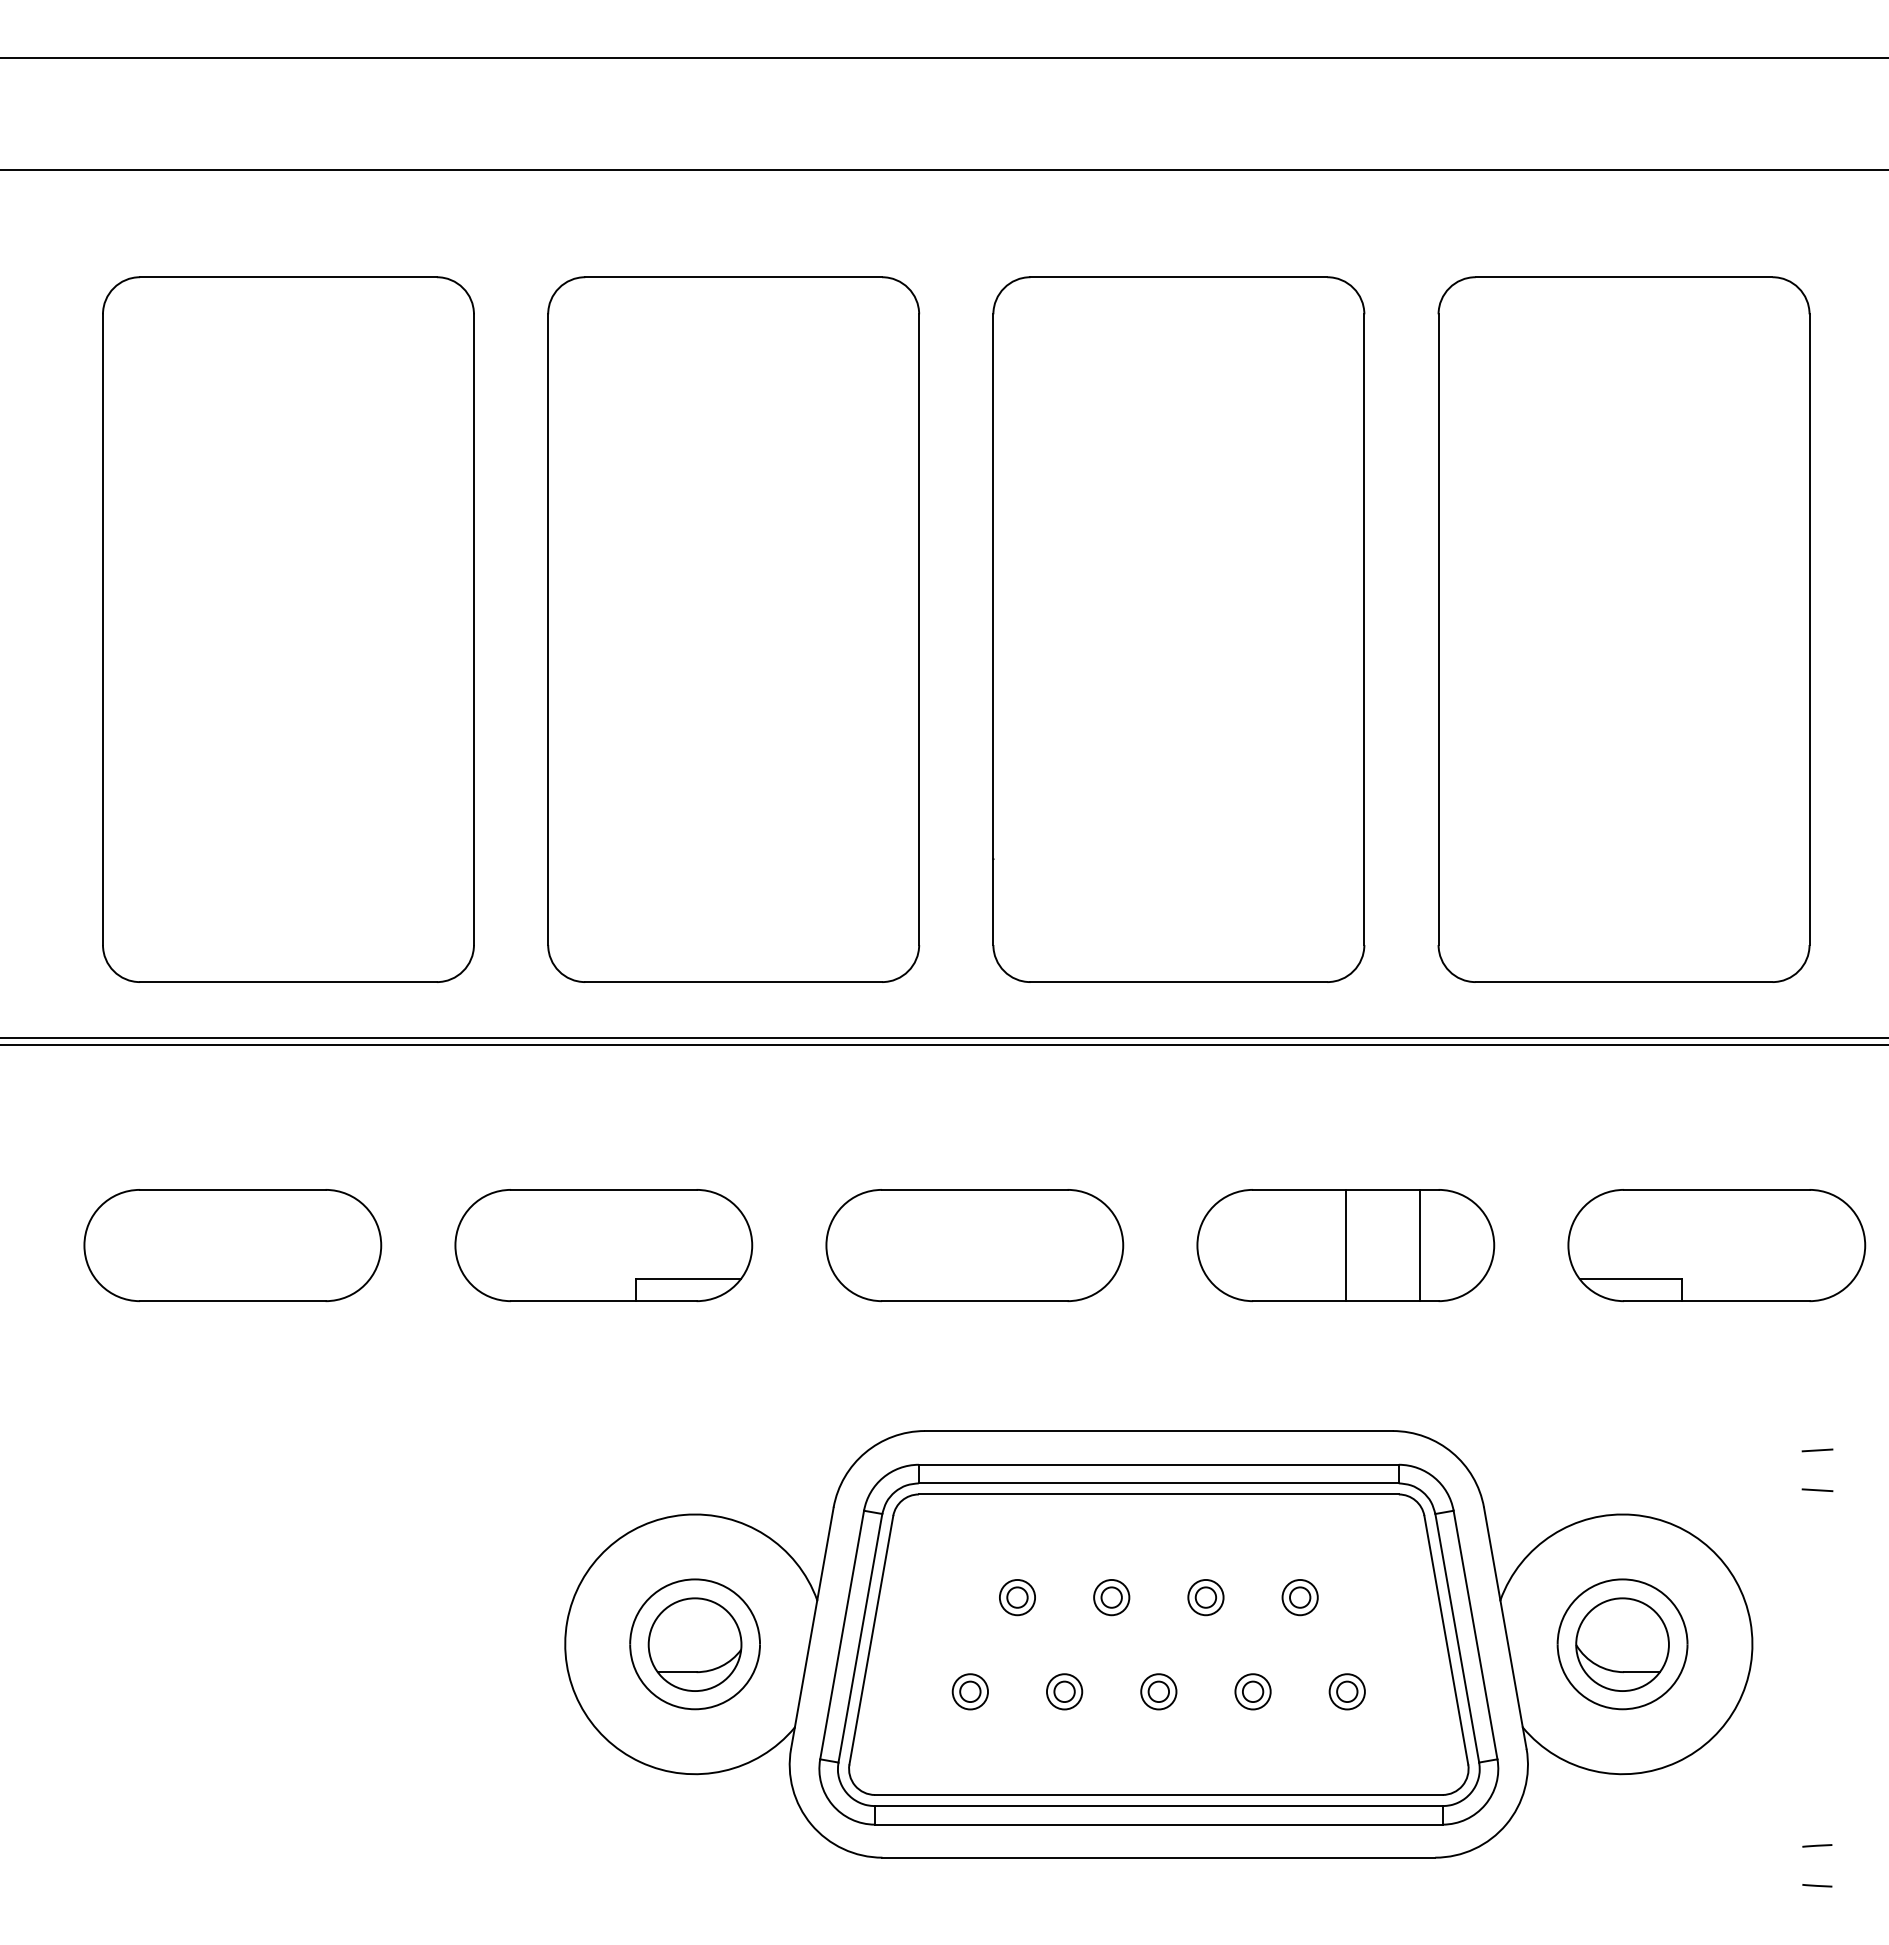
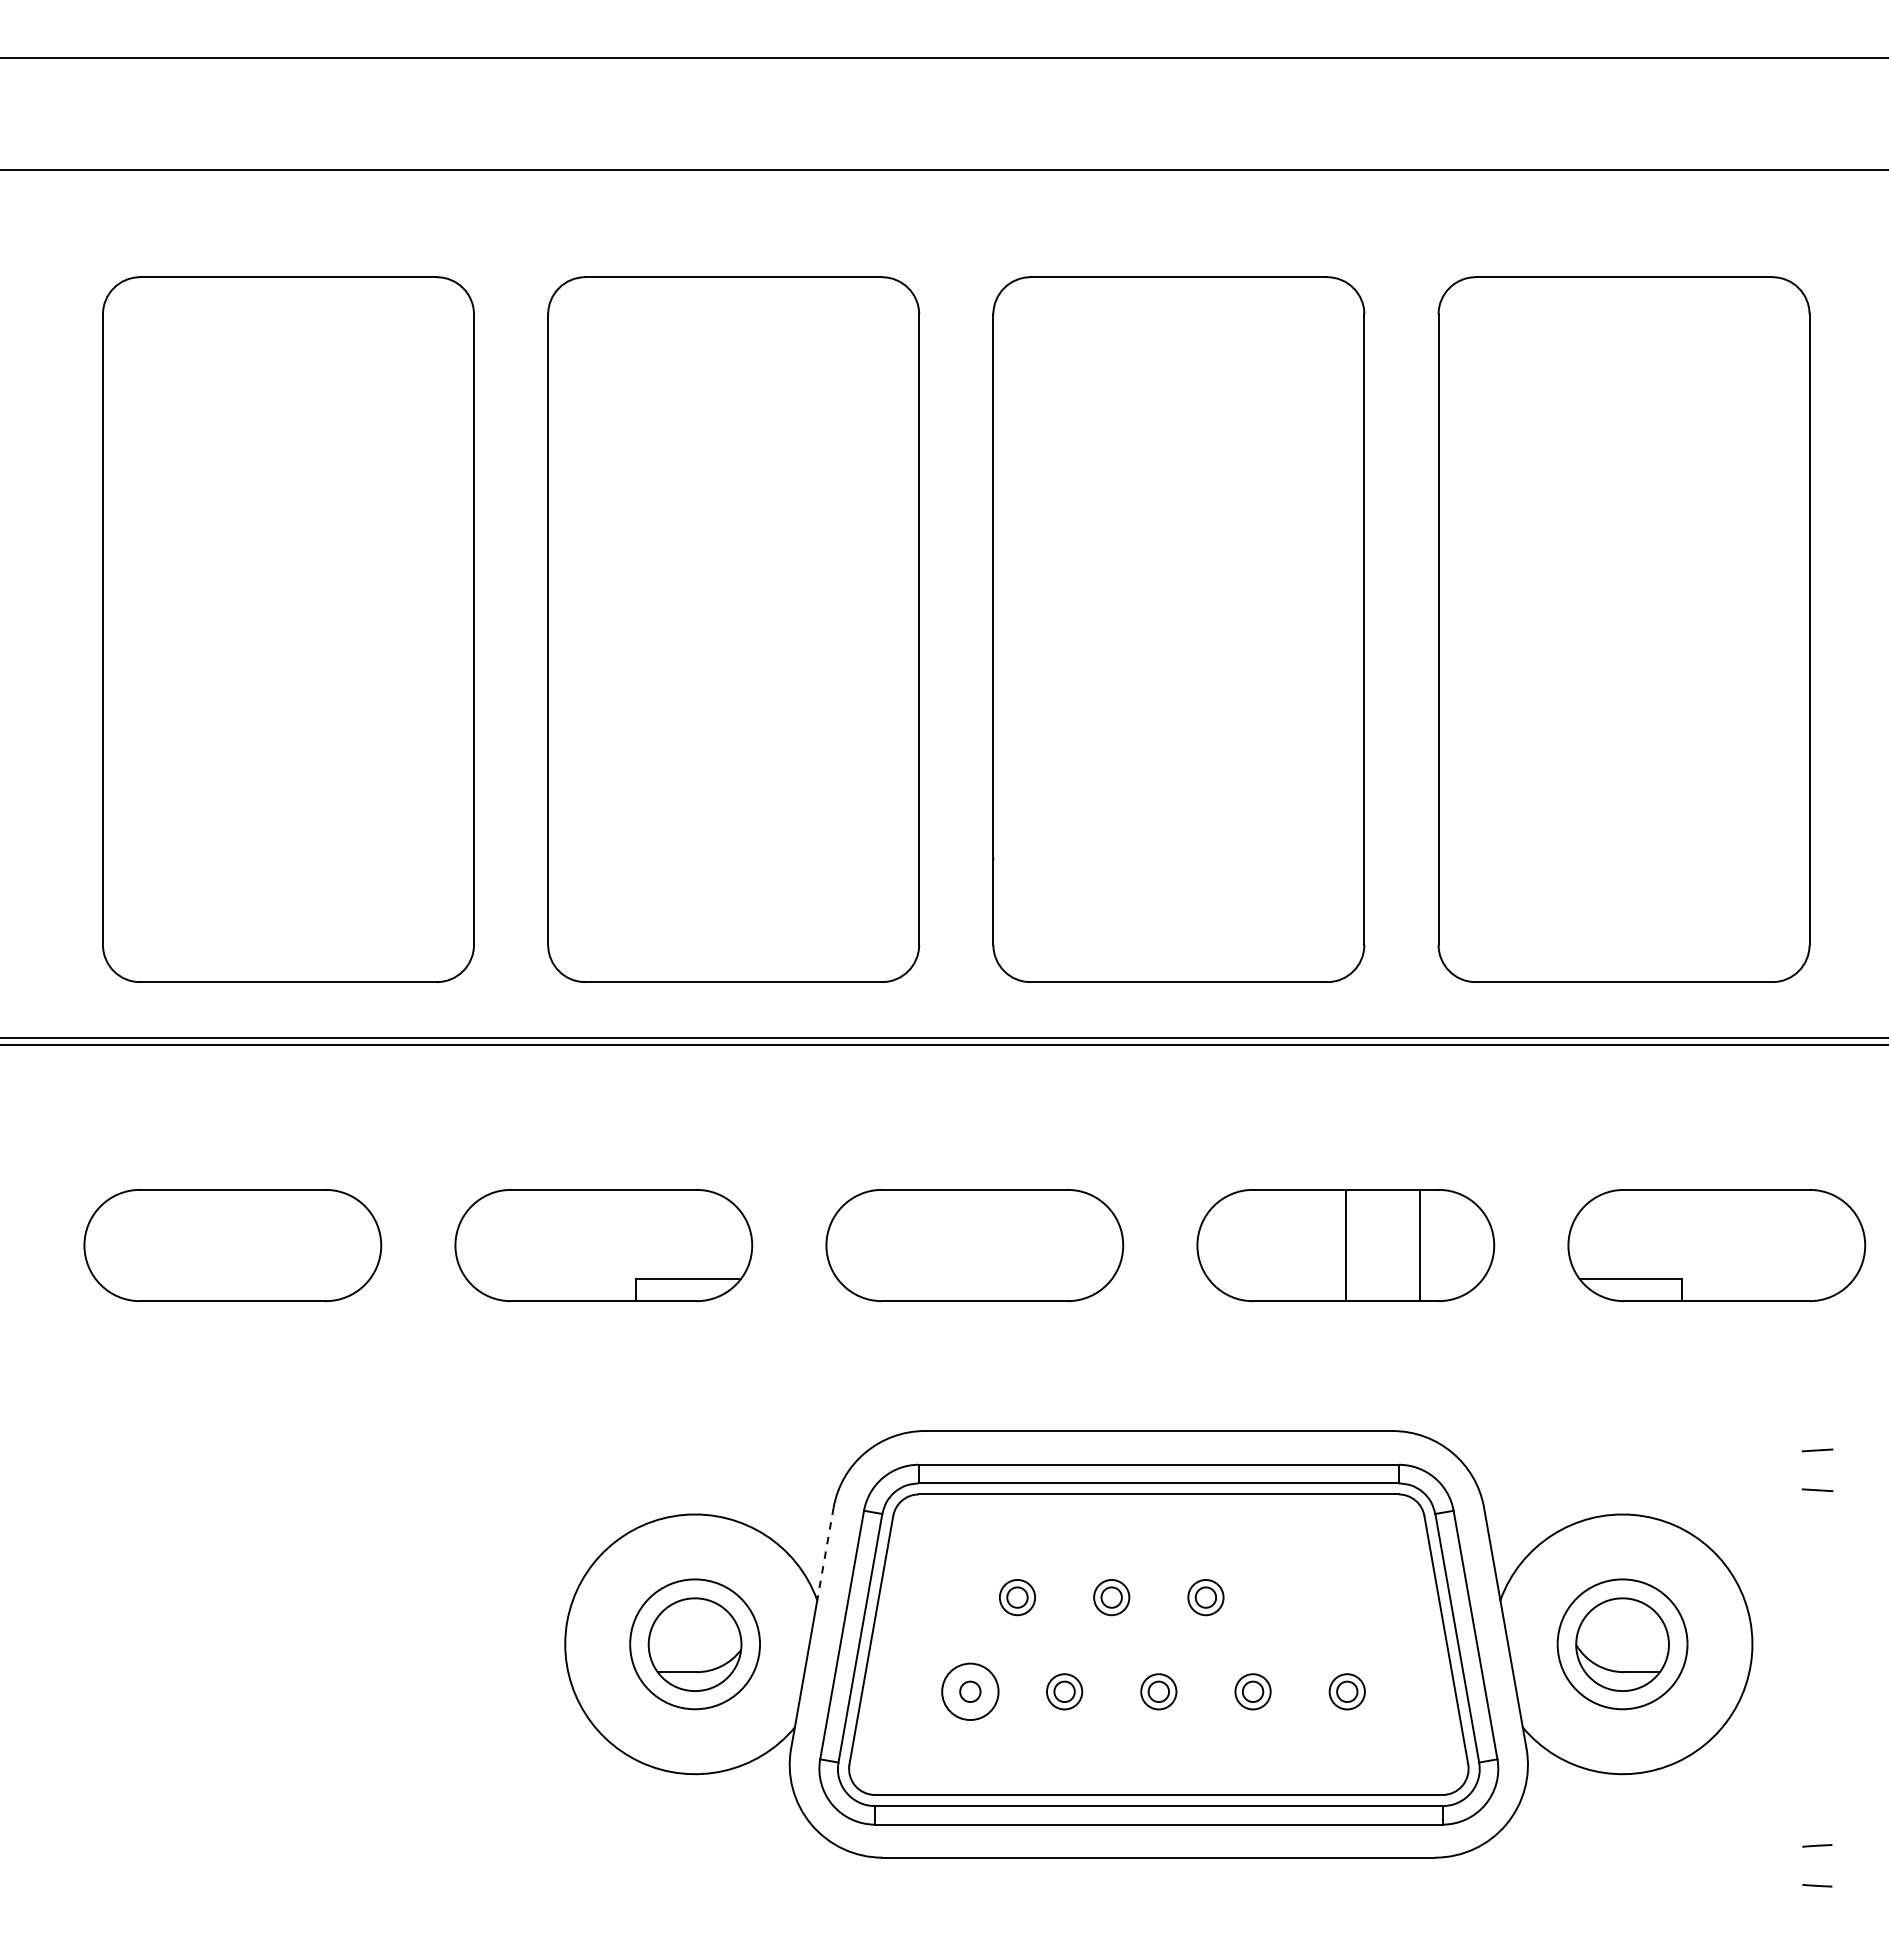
line: solid -> dashed (825, 1554)
part: present -> none (1299, 1597)
circle diameter: 35 px -> 56 px (970, 1691)
